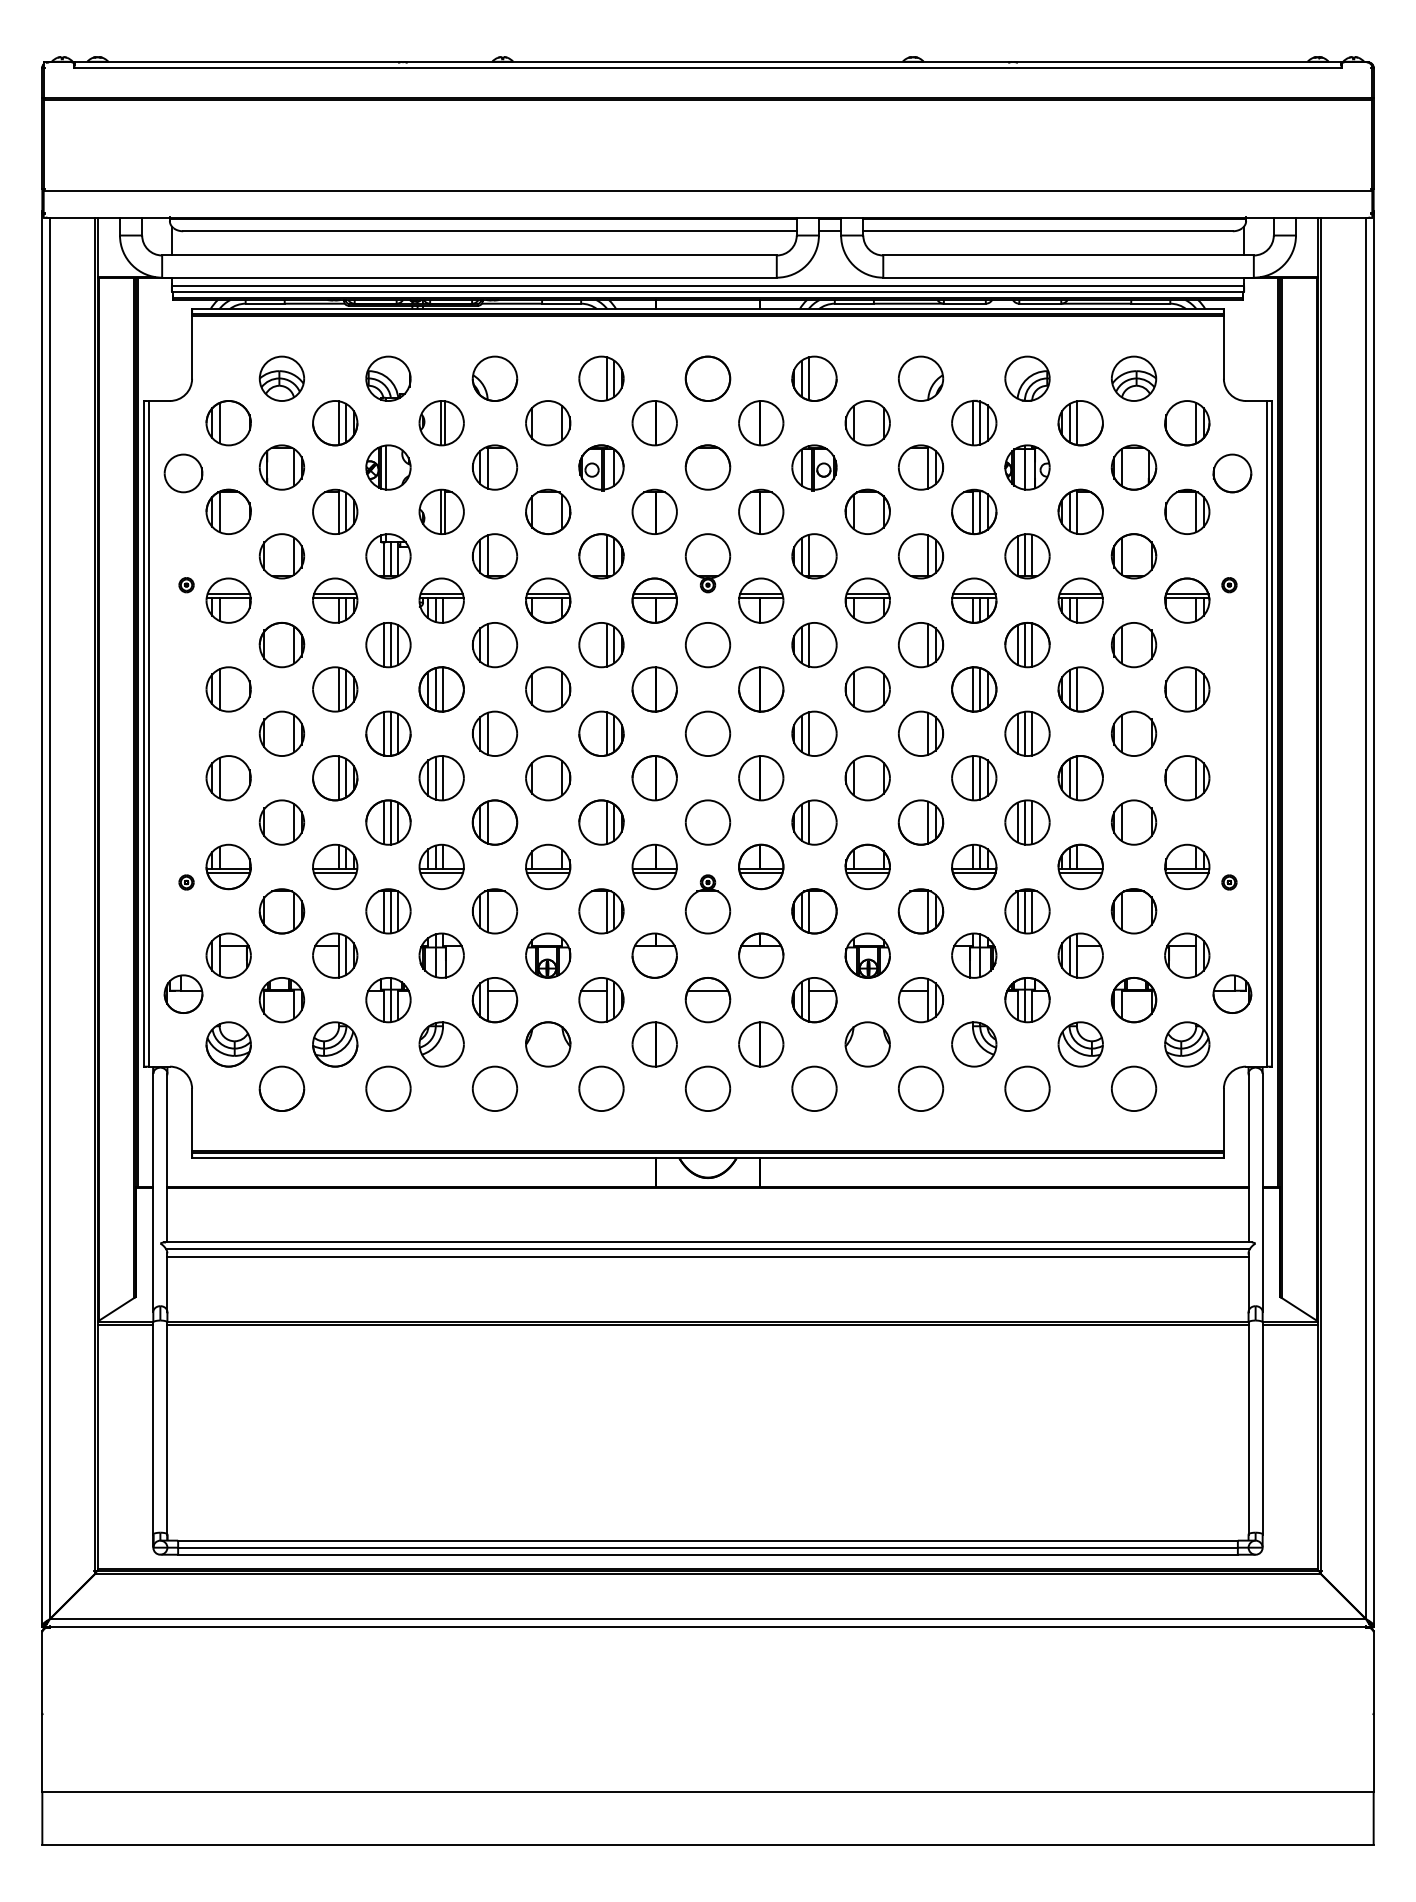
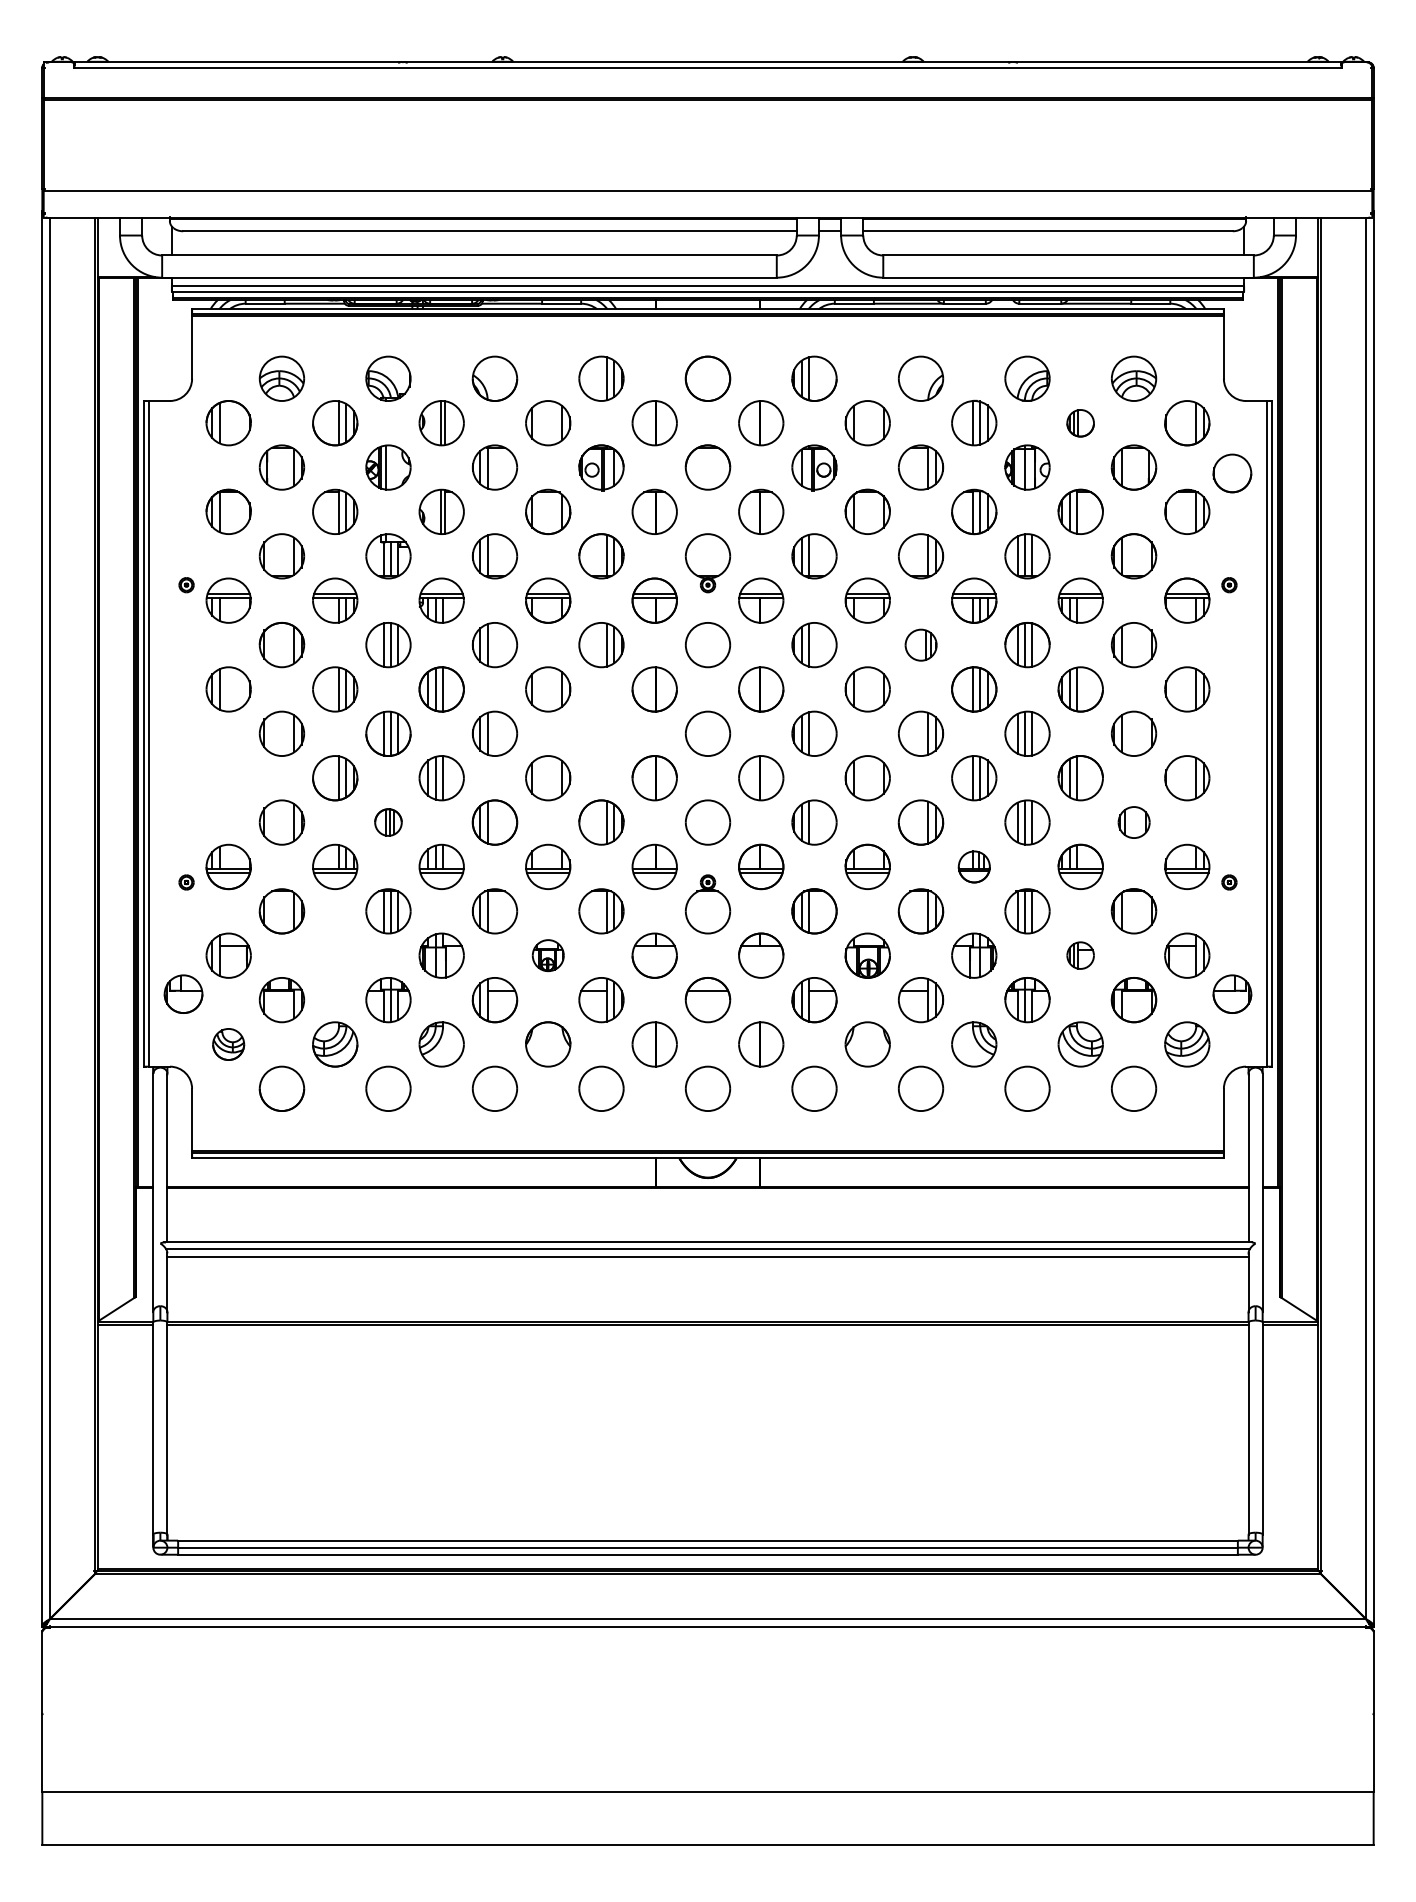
part size: 47x47 px -> 29x29 px (1080, 423)
part: present -> none (183, 473)
part size: 47x47 px -> 34x34 px (920, 644)
part: present -> none (601, 733)
part: present -> none (228, 778)
part size: 47x47 px -> 29x29 px (388, 822)
part size: 47x47 px -> 34x33 px (1133, 822)
part size: 47x48 px -> 34x34 px (973, 866)
part: present -> none (335, 955)
part size: 47x47 px -> 34x34 px (547, 955)
part size: 47x47 px -> 29x29 px (1080, 955)
part size: 47x47 px -> 34x33 px (228, 1044)
